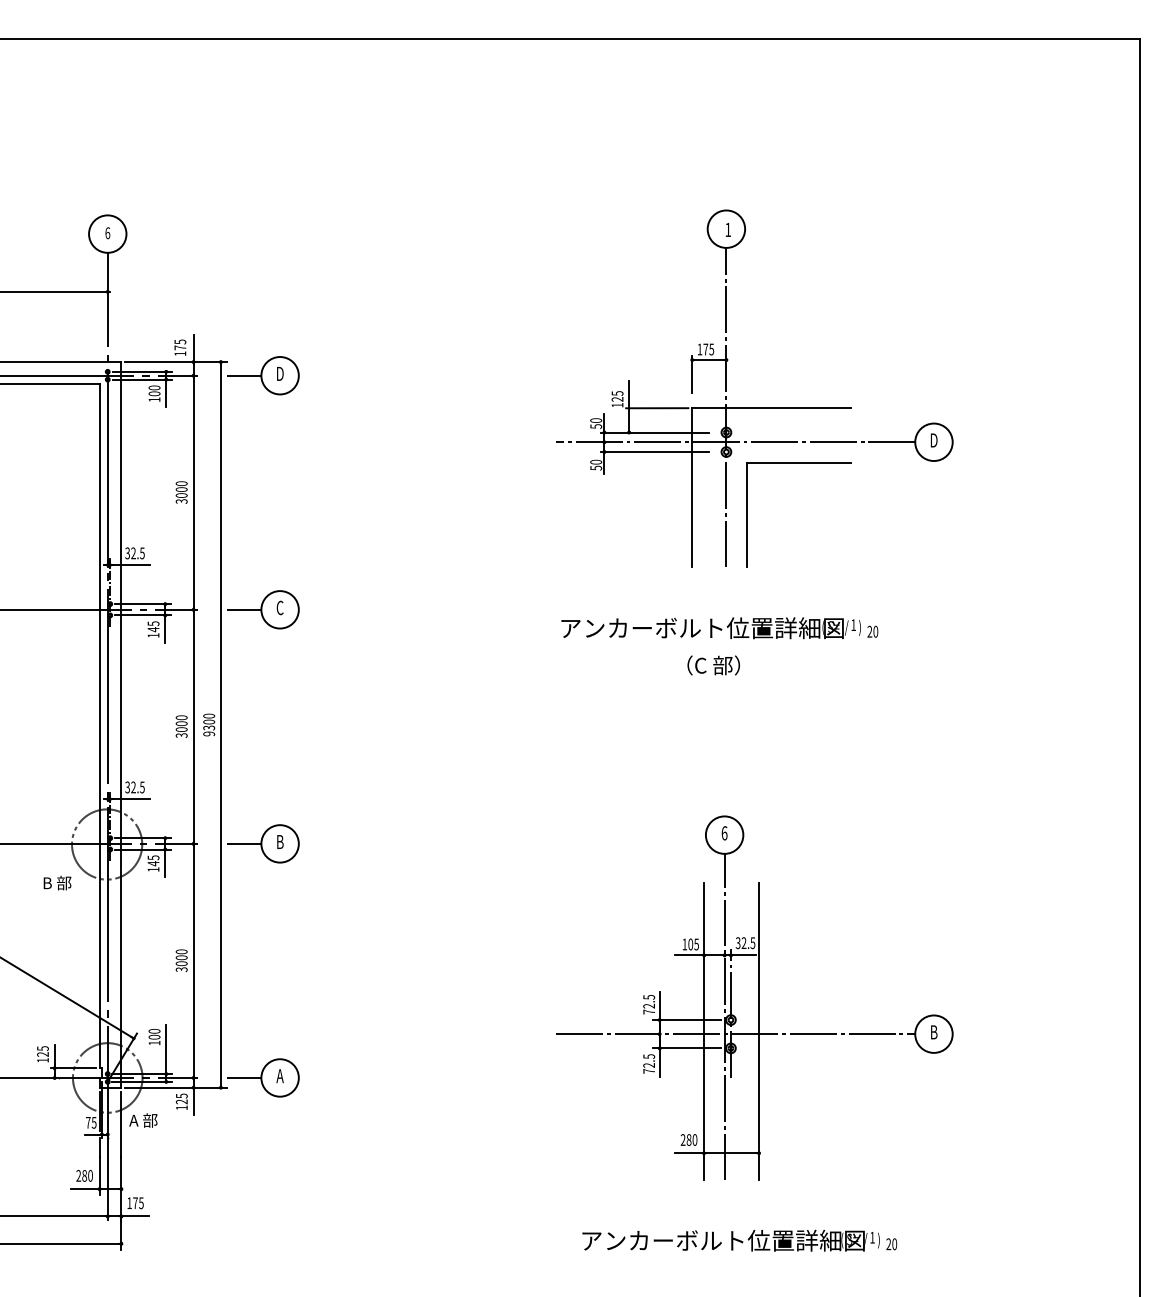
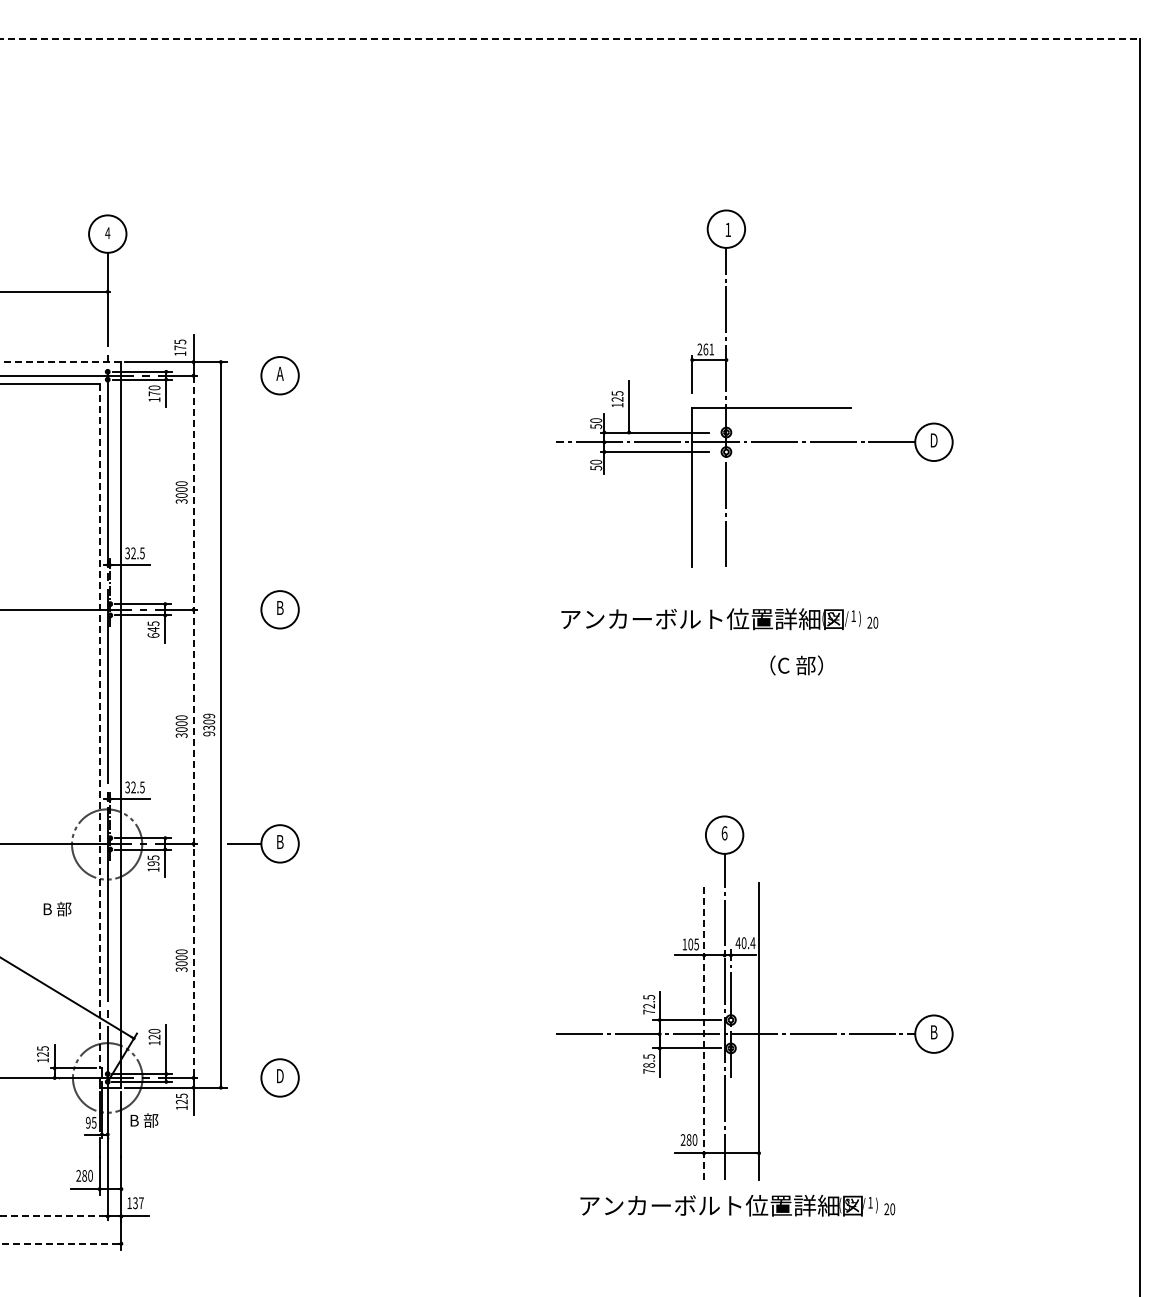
line: solid -> dashed (570, 38)
text: 6 -> 4 (107, 233)
text: 175 -> 261 (705, 349)
line: solid -> dashed (60, 362)
text: D -> A (279, 373)
line: present -> none (243, 375)
text: 100 -> 170 (154, 393)
line: present -> none (657, 408)
part: present -> none (798, 463)
text: C -> B (279, 607)
line: present -> none (243, 609)
text position: (719, 628) -> (719, 619) (719, 619)
text: 145 -> 645 (153, 635)
text position: (713, 665) -> (796, 665) (796, 665)
text: 9300 -> 9309 (208, 715)
line: solid -> dashed (99, 726)
line: solid -> dashed (193, 726)
text: 145 -> 195 (153, 863)
text position: (57, 882) -> (57, 908) (57, 908)
text: 32.5 -> 40.4 (745, 943)
line: solid -> dashed (704, 1031)
text: 100 -> 120 (154, 1036)
text: 72.5 -> 78.5 (649, 1065)
text: A -> D (279, 1076)
line: present -> none (243, 1077)
text: A 部 -> B 部 (143, 1120)
text: 75 -> 95 (87, 1122)
text: 175 -> 137 (138, 1203)
line: solid -> dashed (52, 1216)
text position: (739, 1240) -> (737, 1205) (737, 1205)
line: solid -> dashed (61, 1243)
